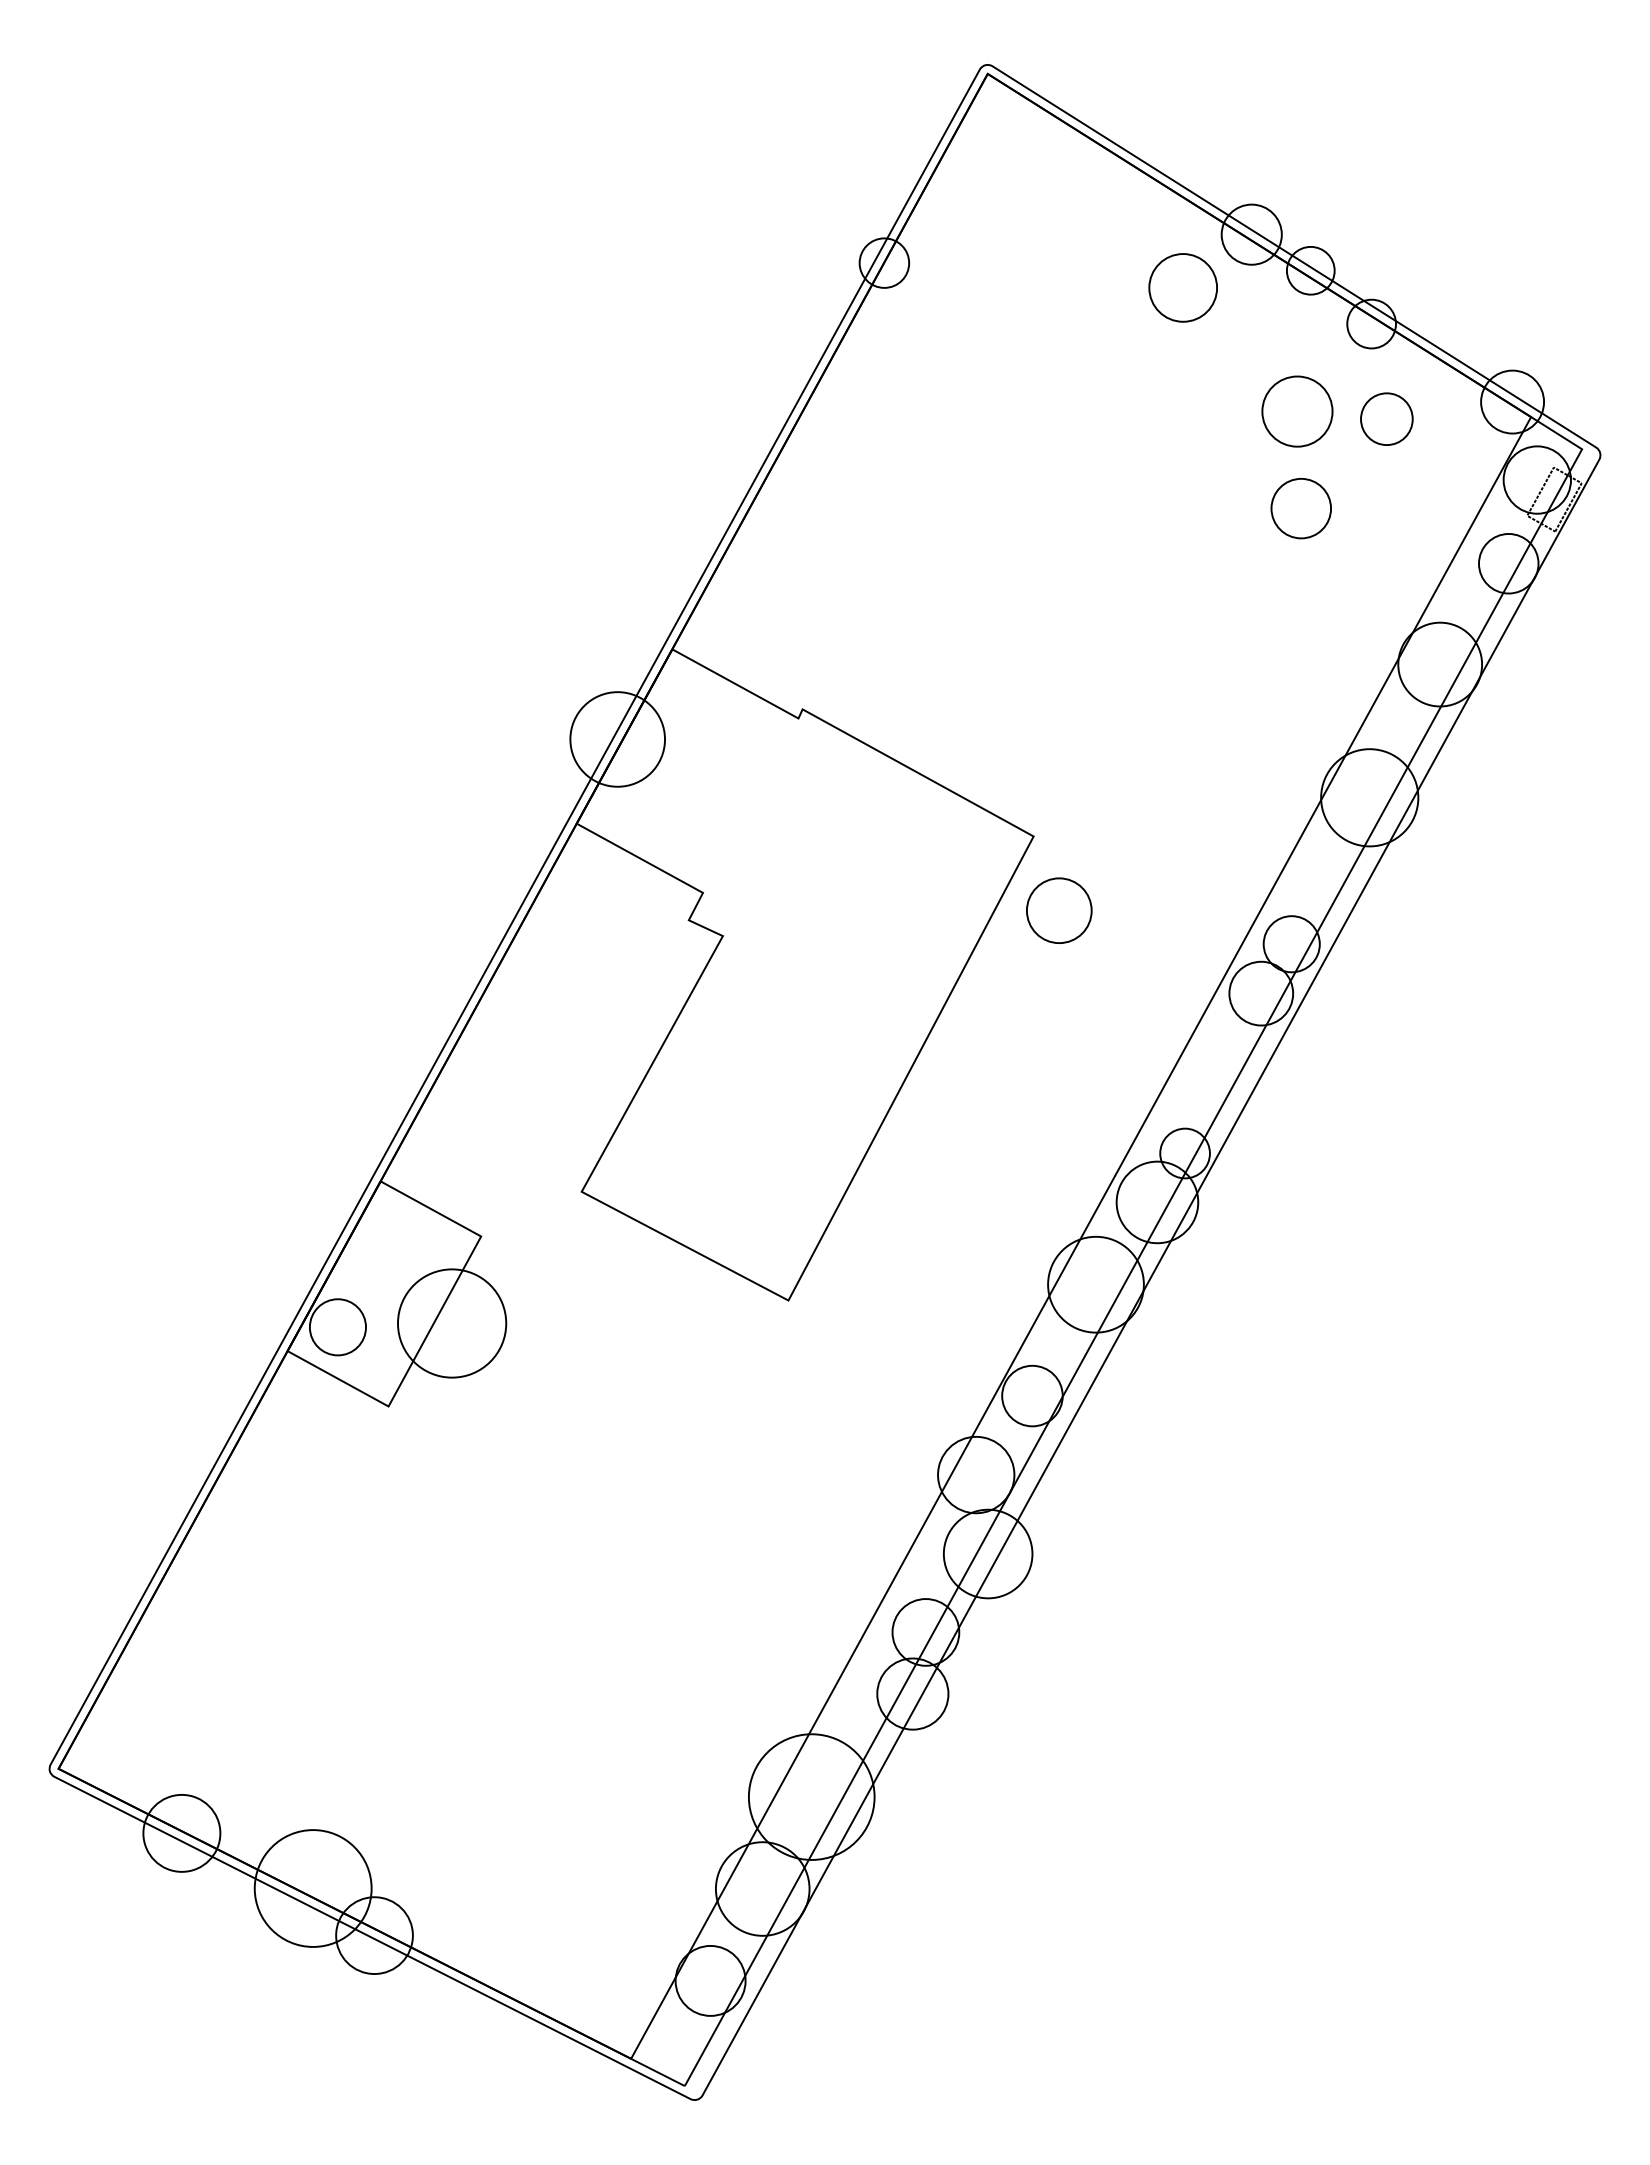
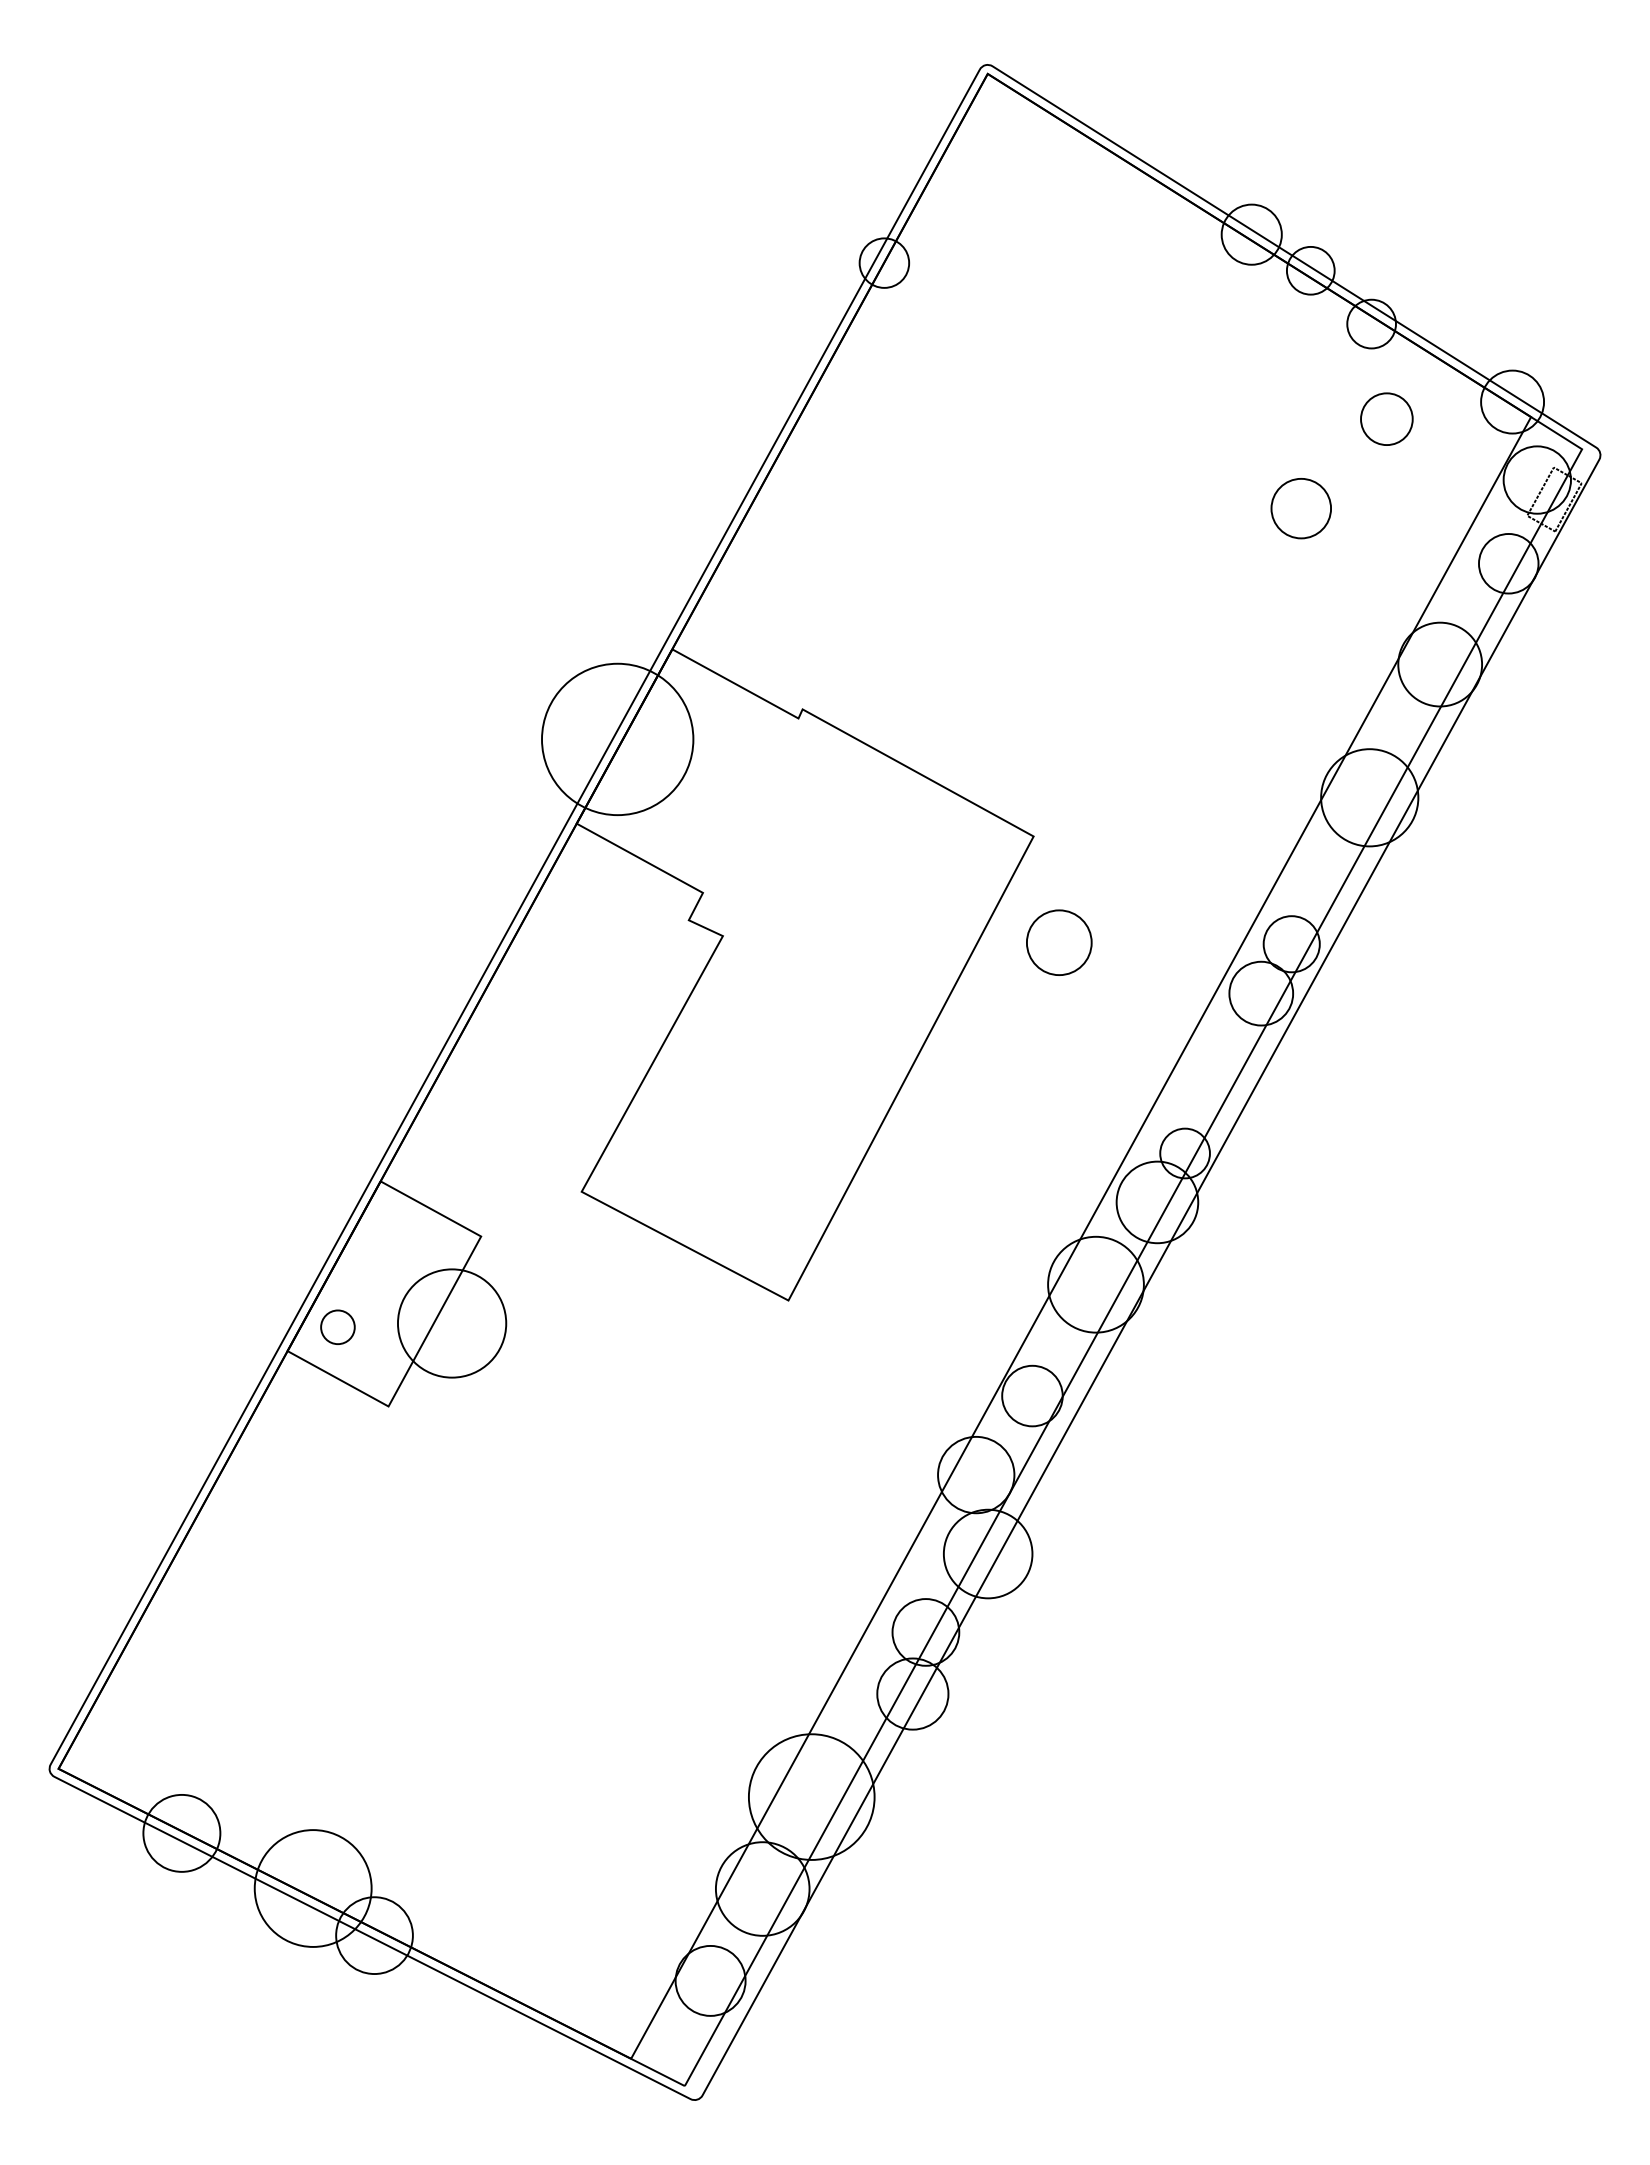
circle: present -> none (1182, 287)
circle: present -> none (1297, 411)
circle diameter: 95 px -> 151 px (617, 739)
circle position: (1059, 910) -> (1059, 942) (1059, 942)
circle diameter: 56 px -> 34 px (337, 1327)
